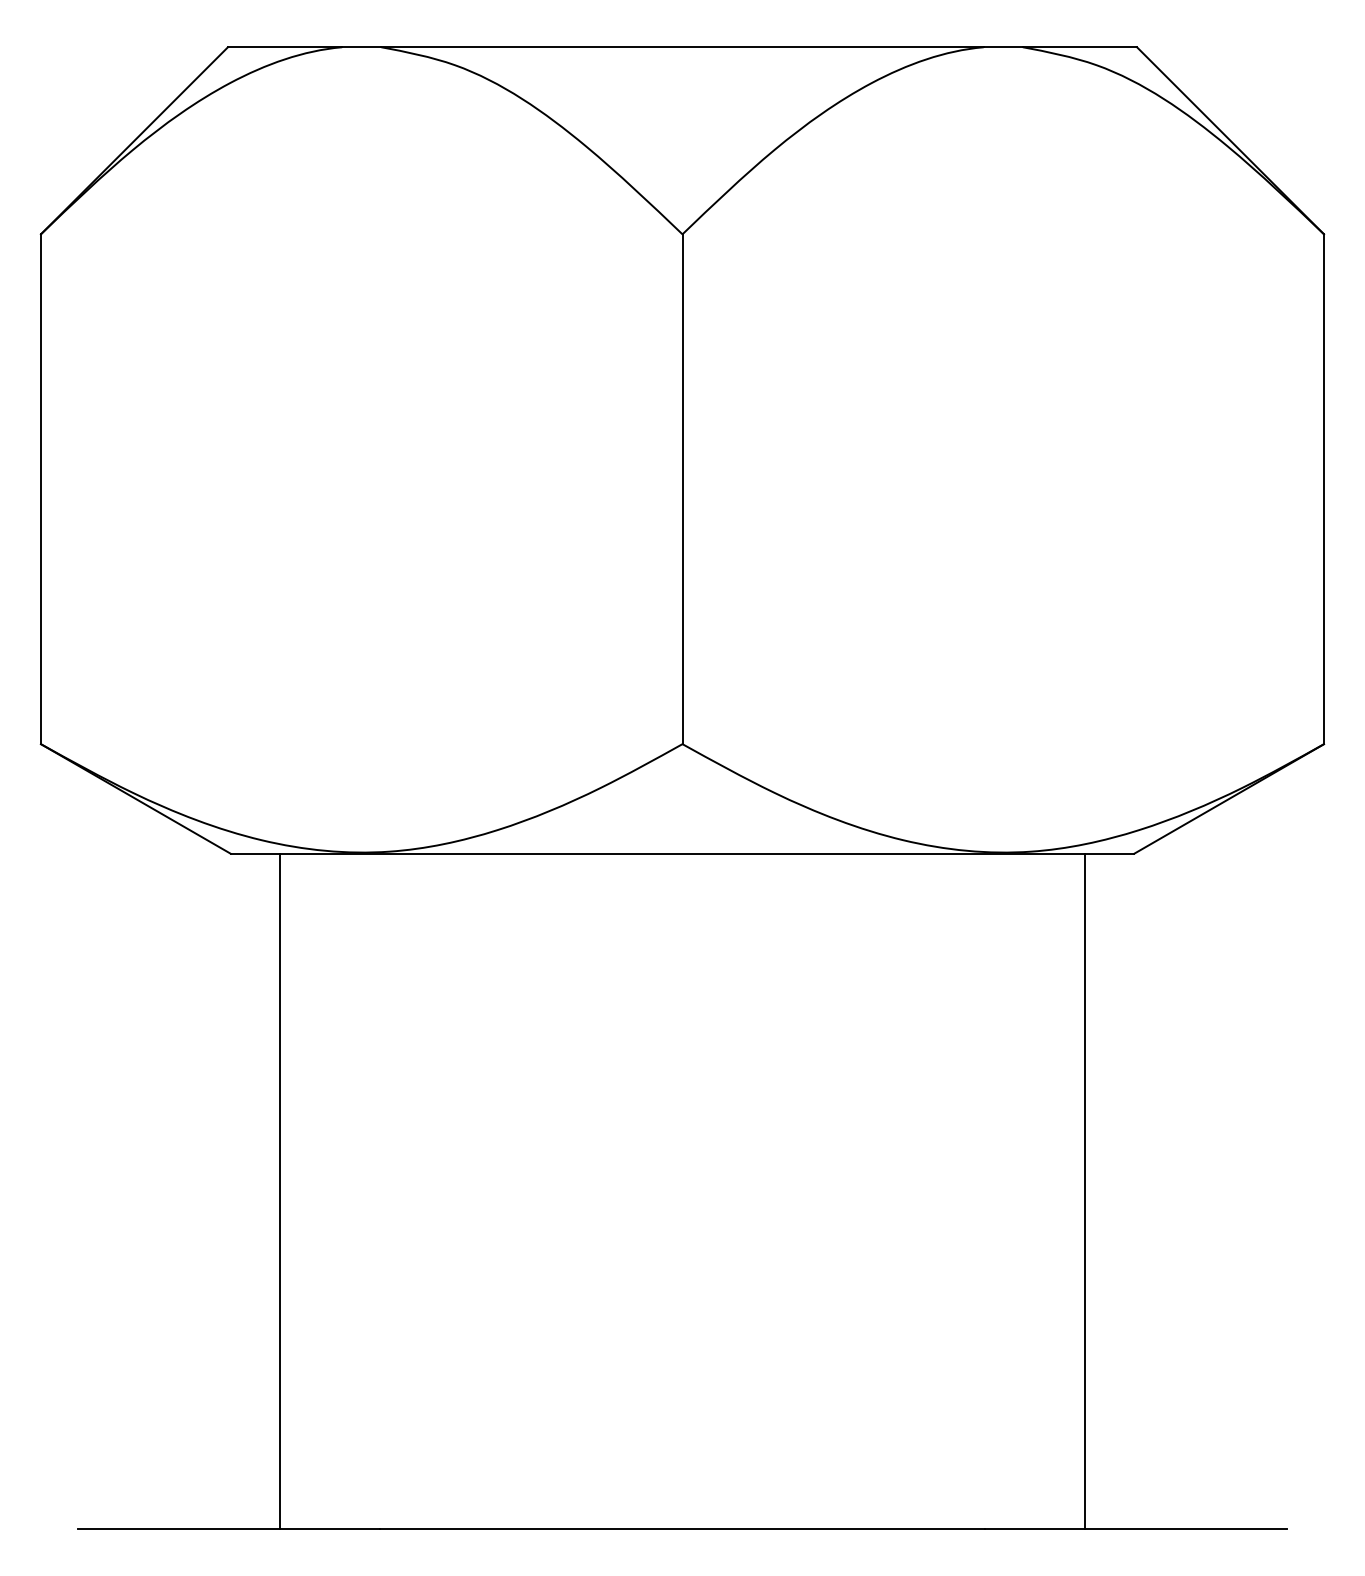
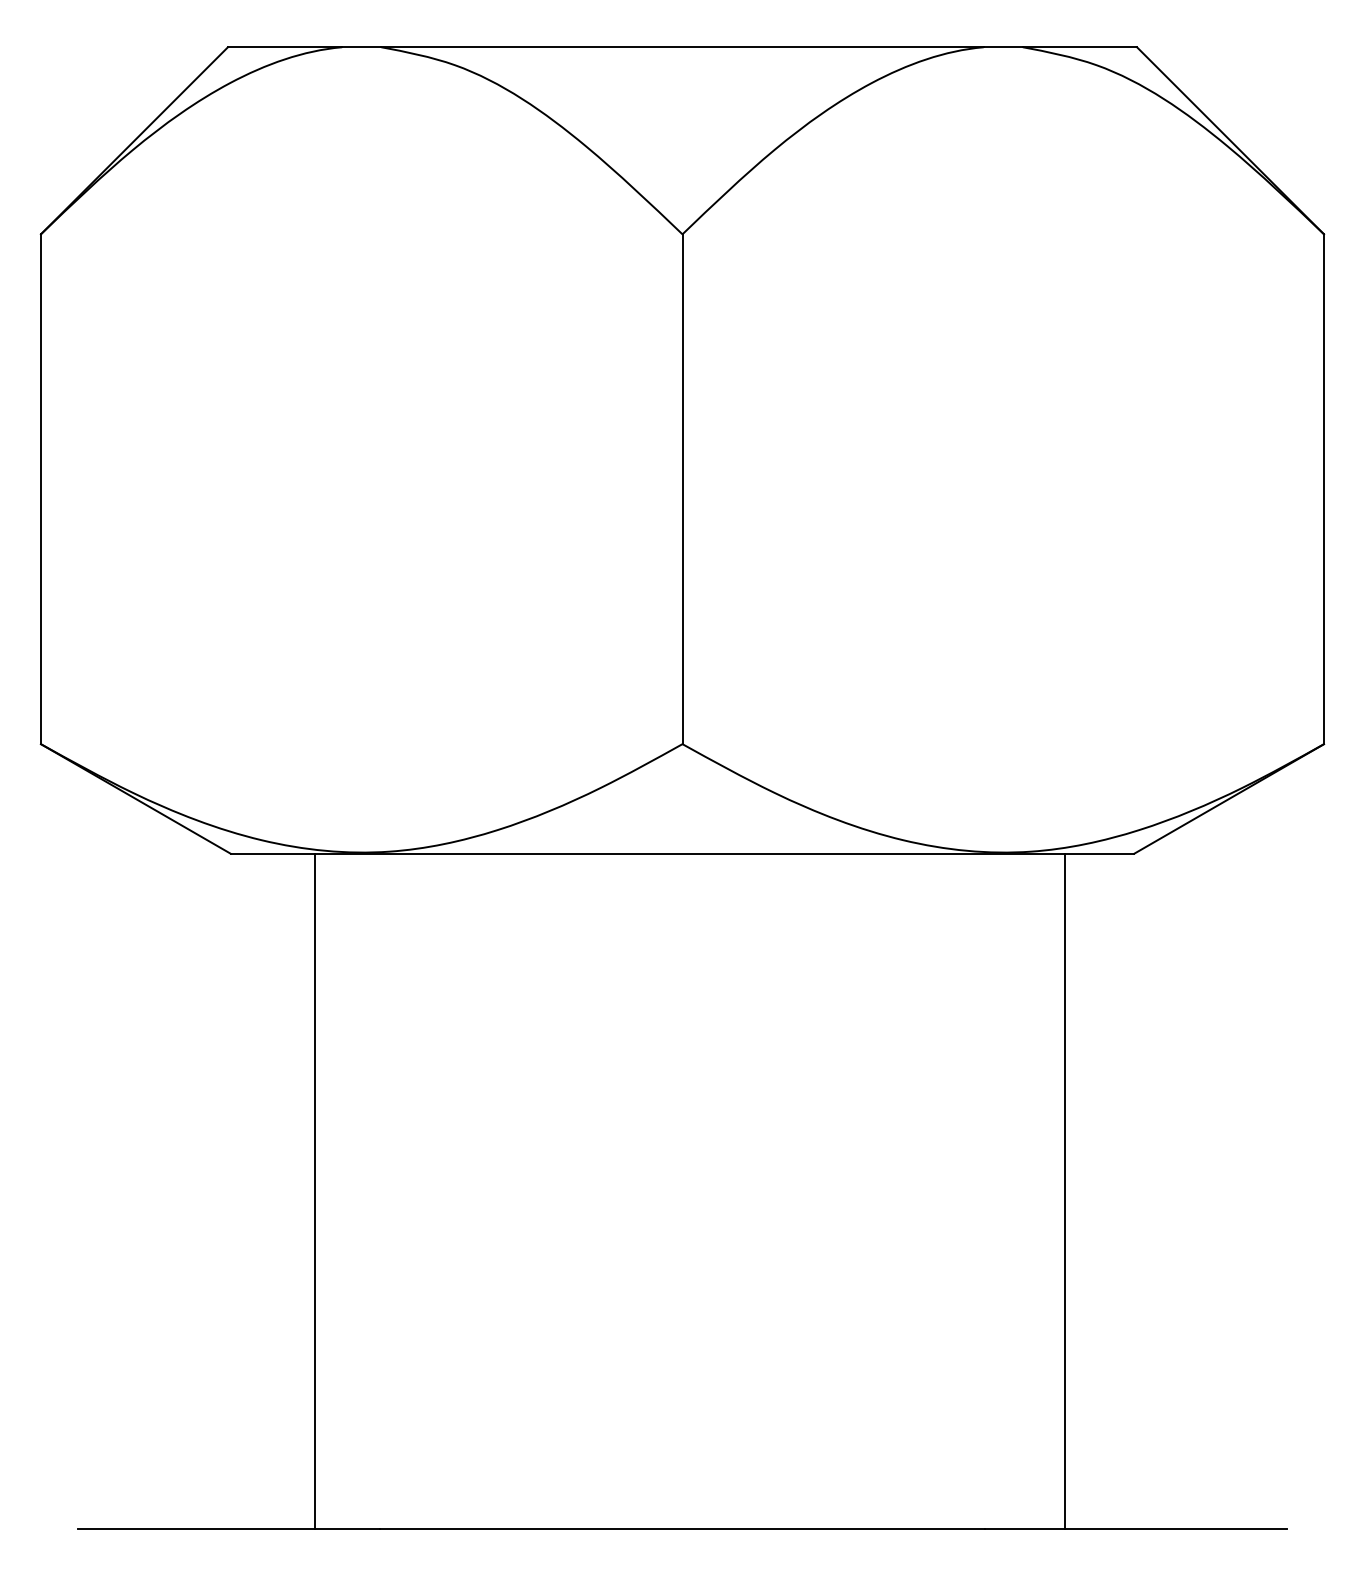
line position: (280, 1190) -> (315, 1190) (315, 1190)
line position: (1084, 1190) -> (1064, 1190) (1064, 1190)
